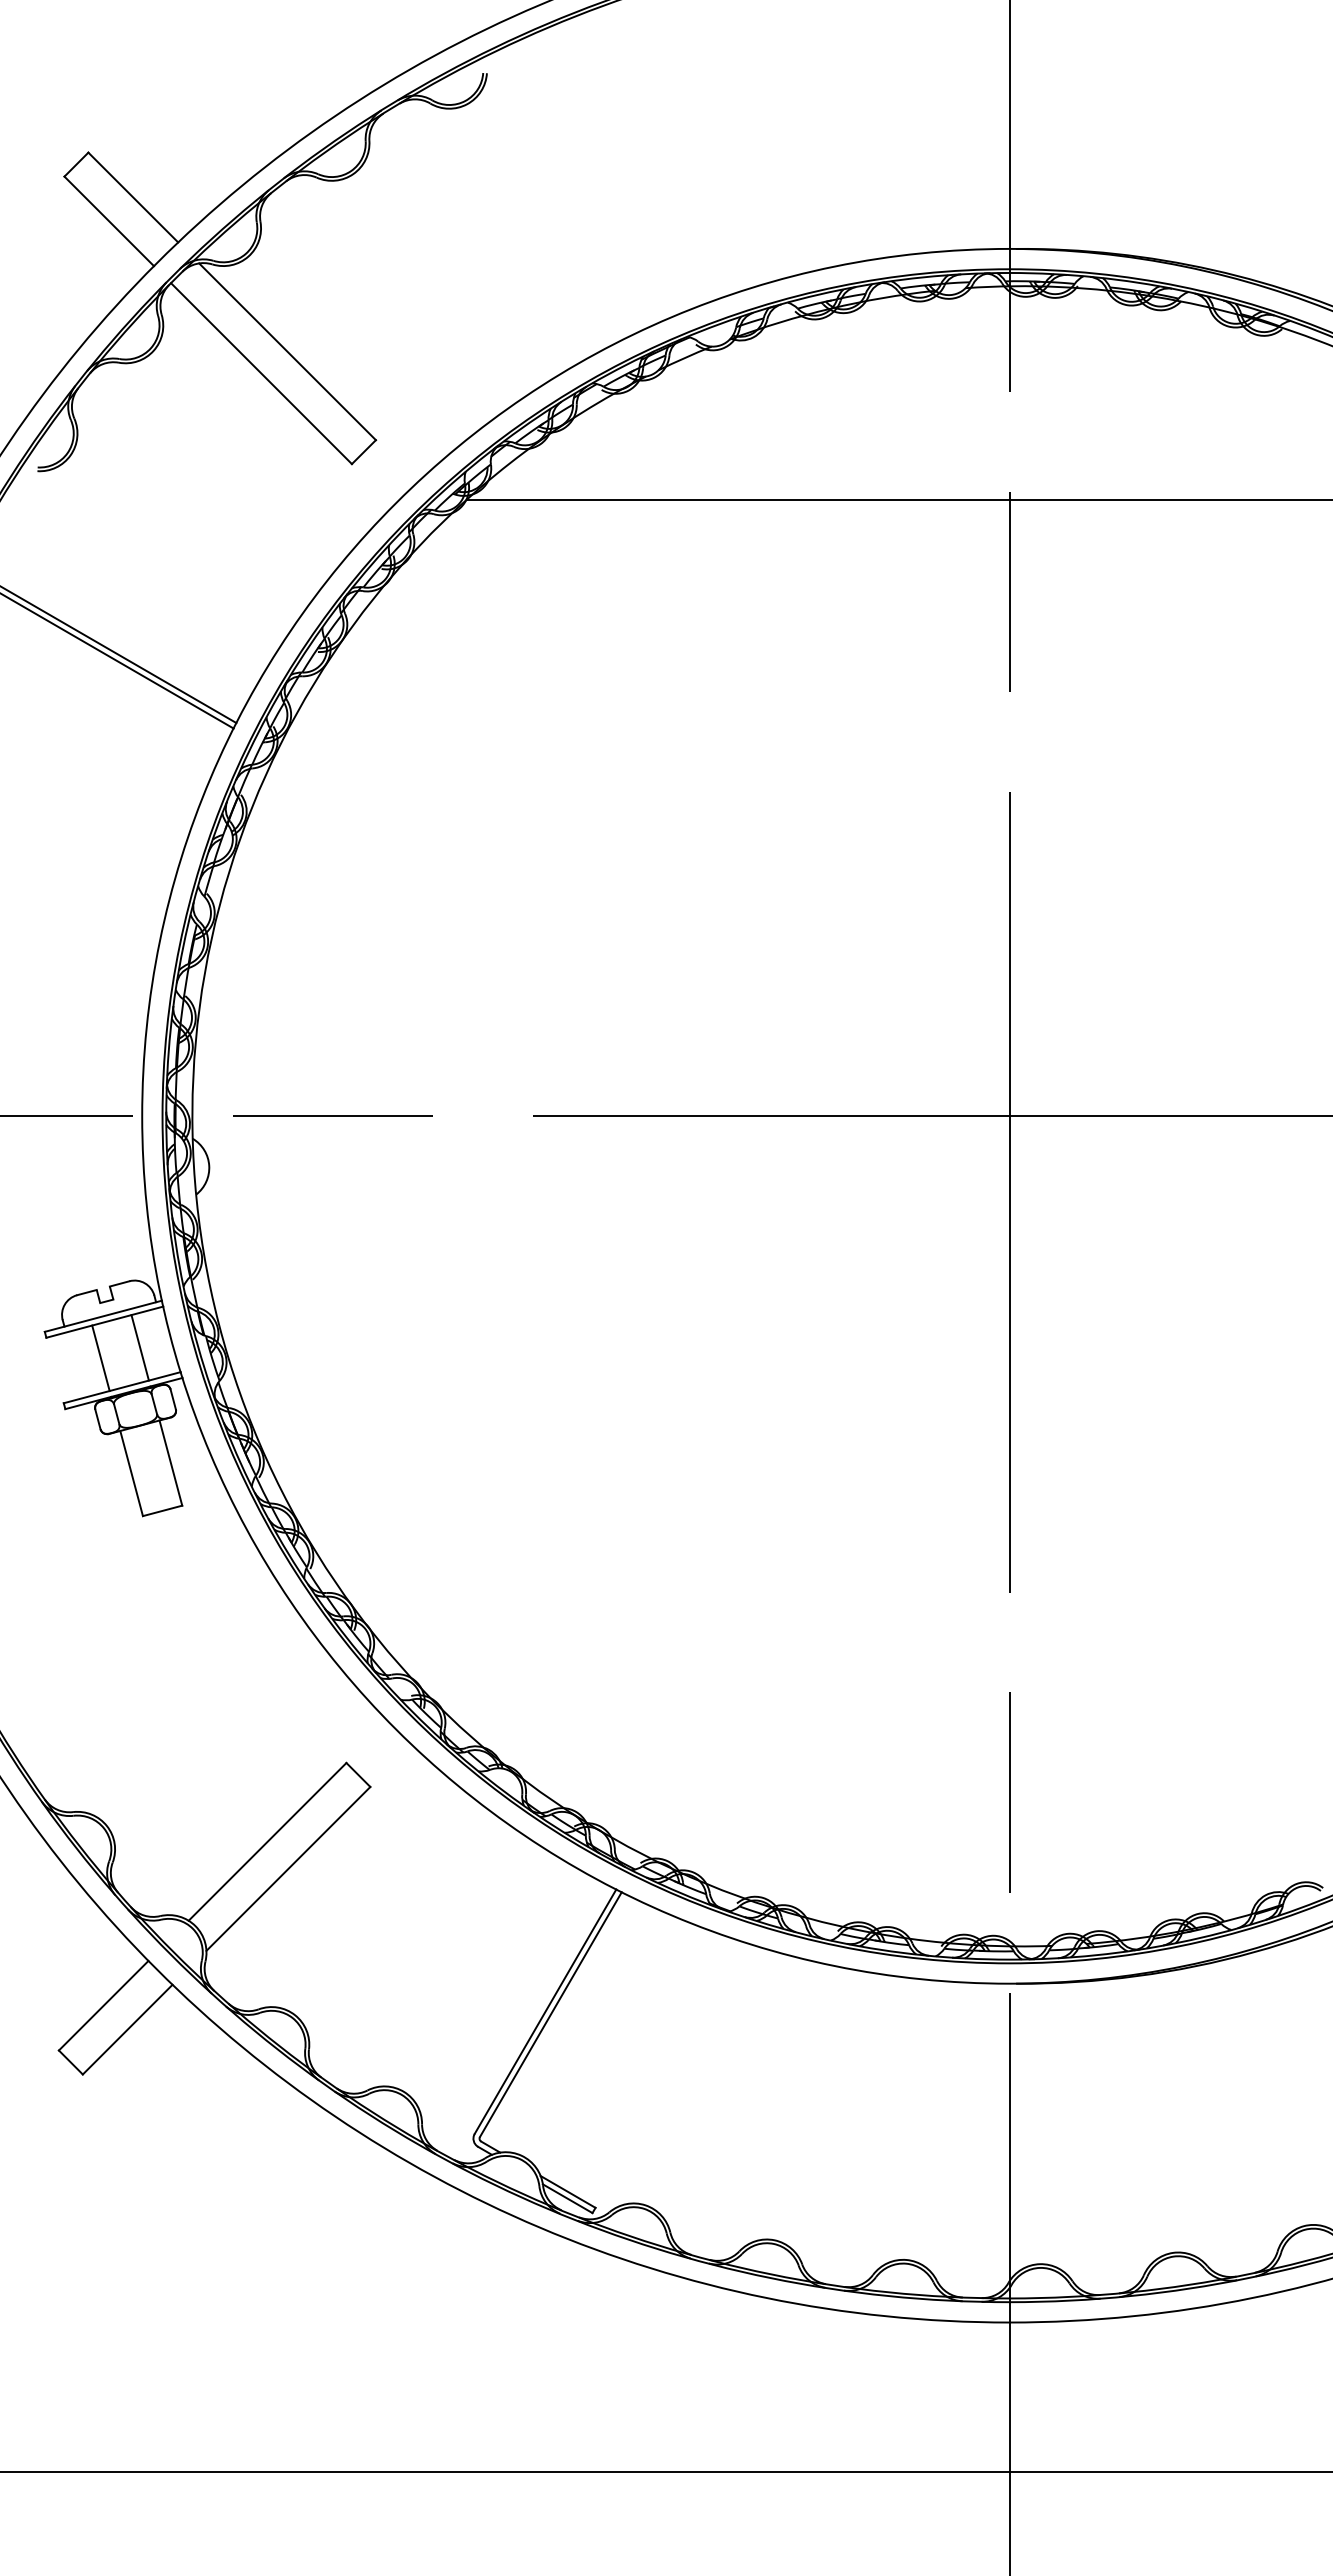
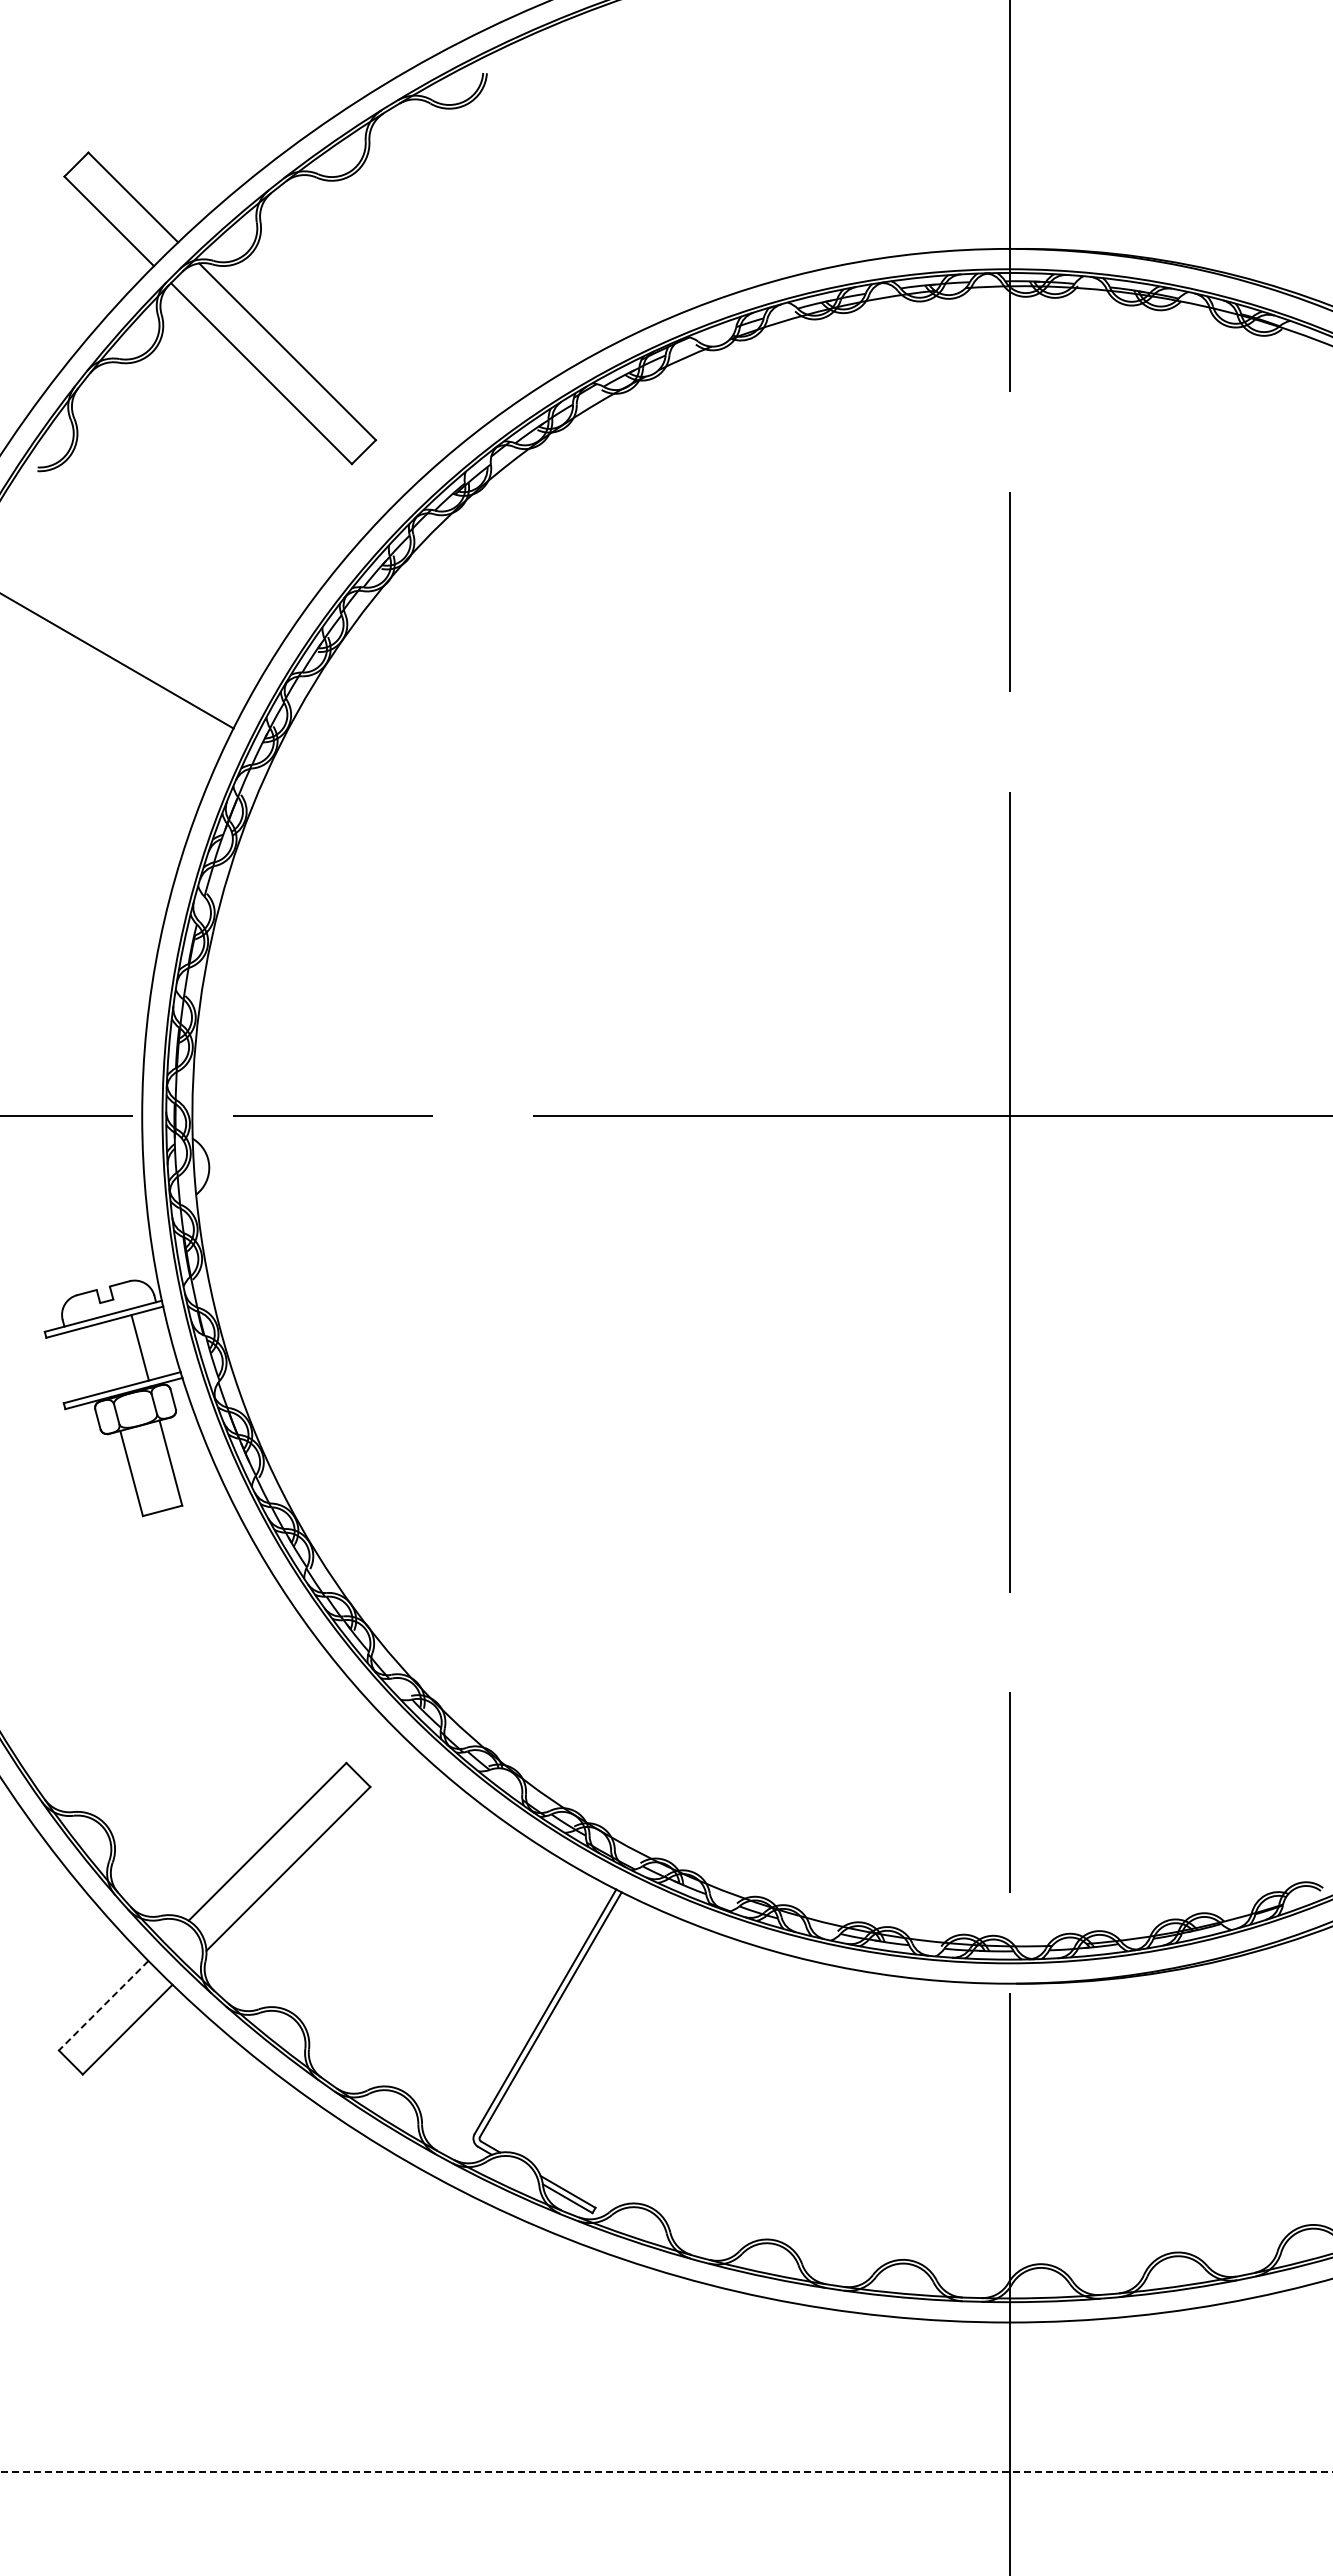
line: present -> none (897, 499)
line: present -> none (119, 655)
line: present -> none (100, 1358)
line: solid -> dashed (103, 2006)
line: solid -> dashed (666, 2471)
